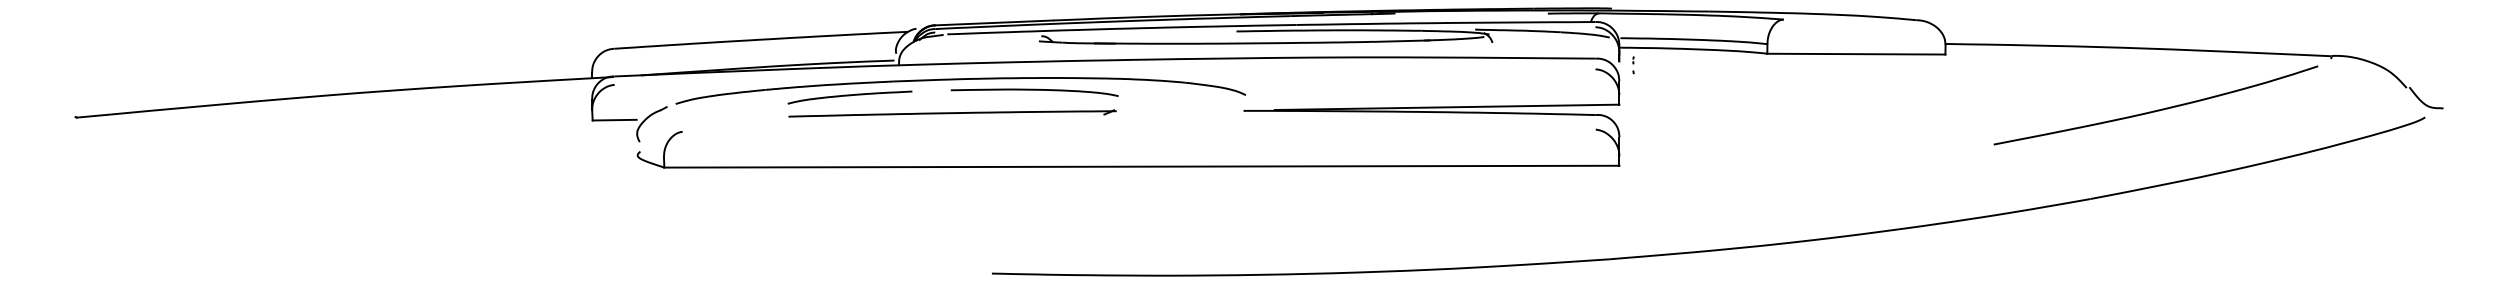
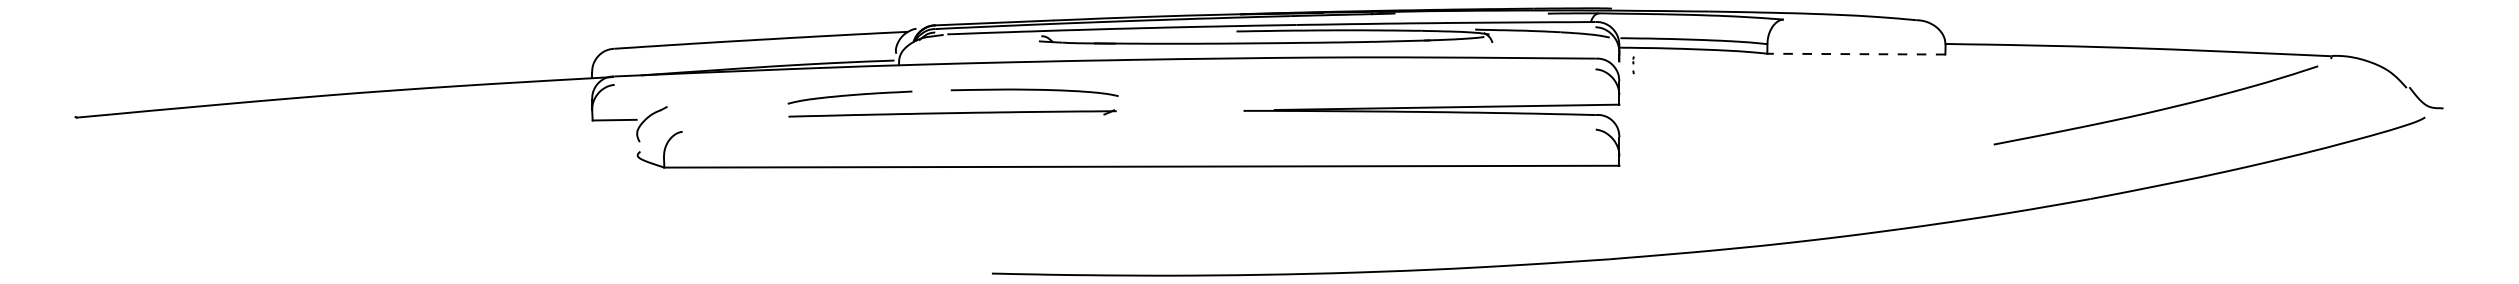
line: solid -> dashed (1855, 54)
part: present -> none (960, 80)
